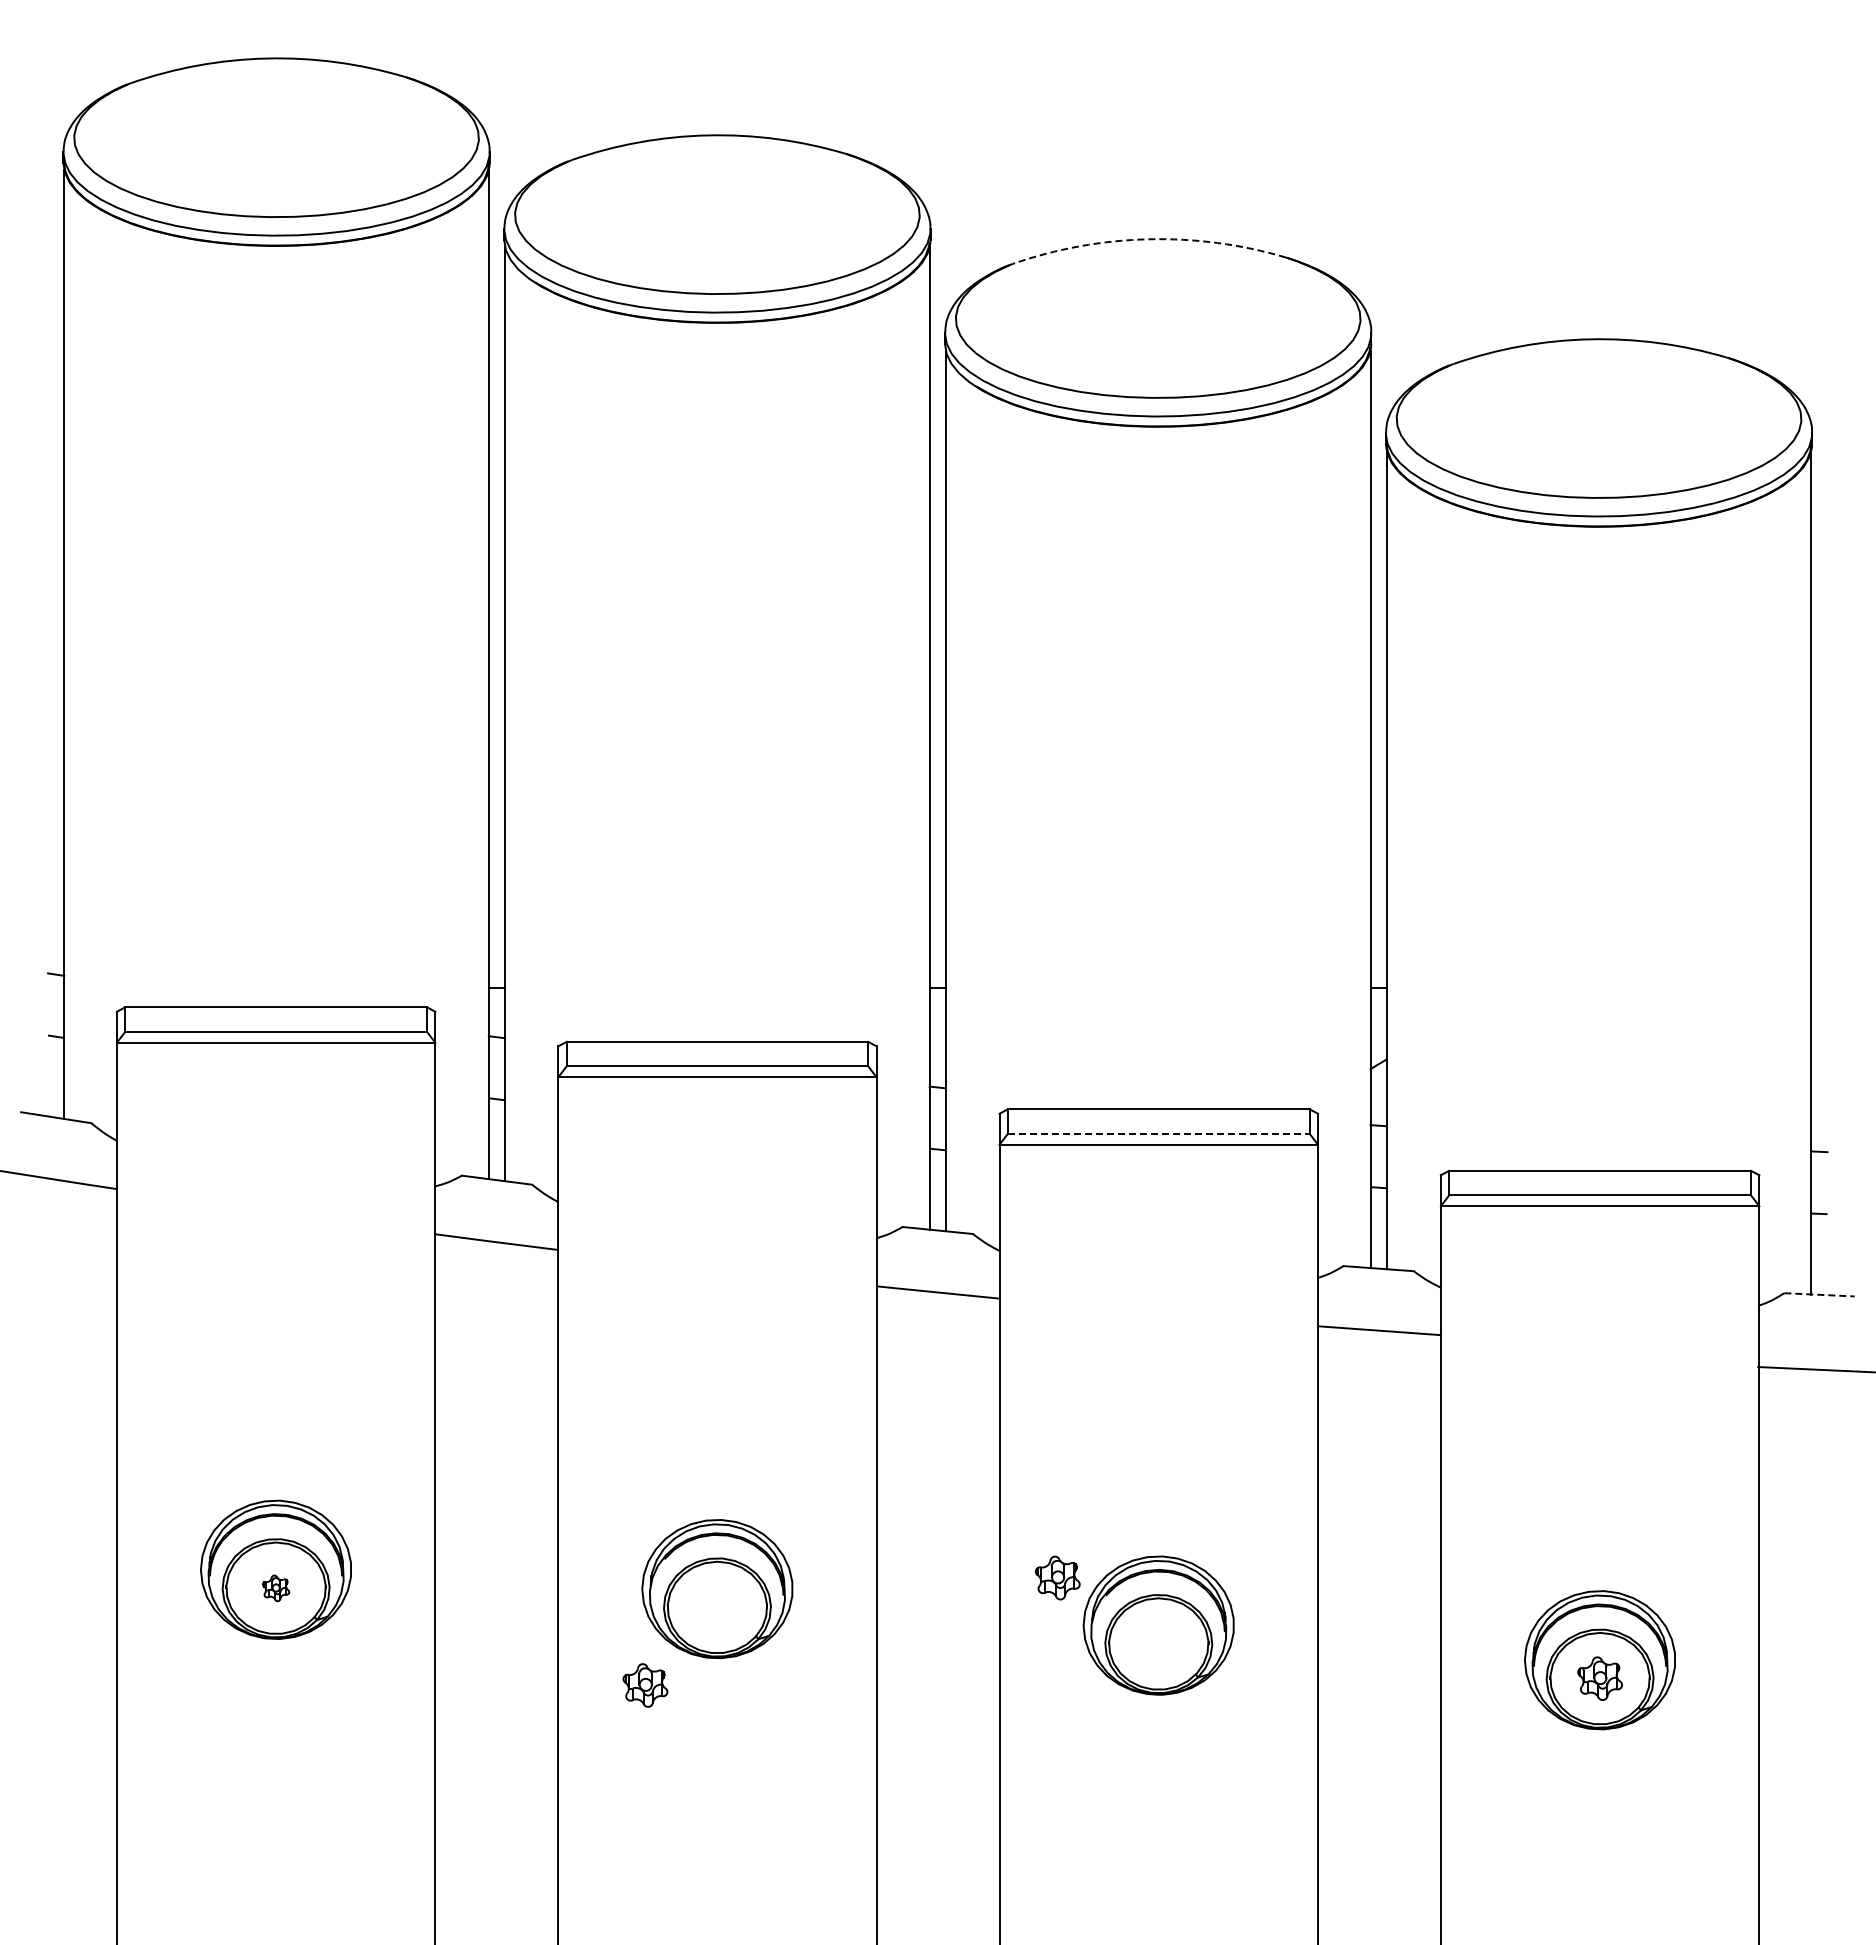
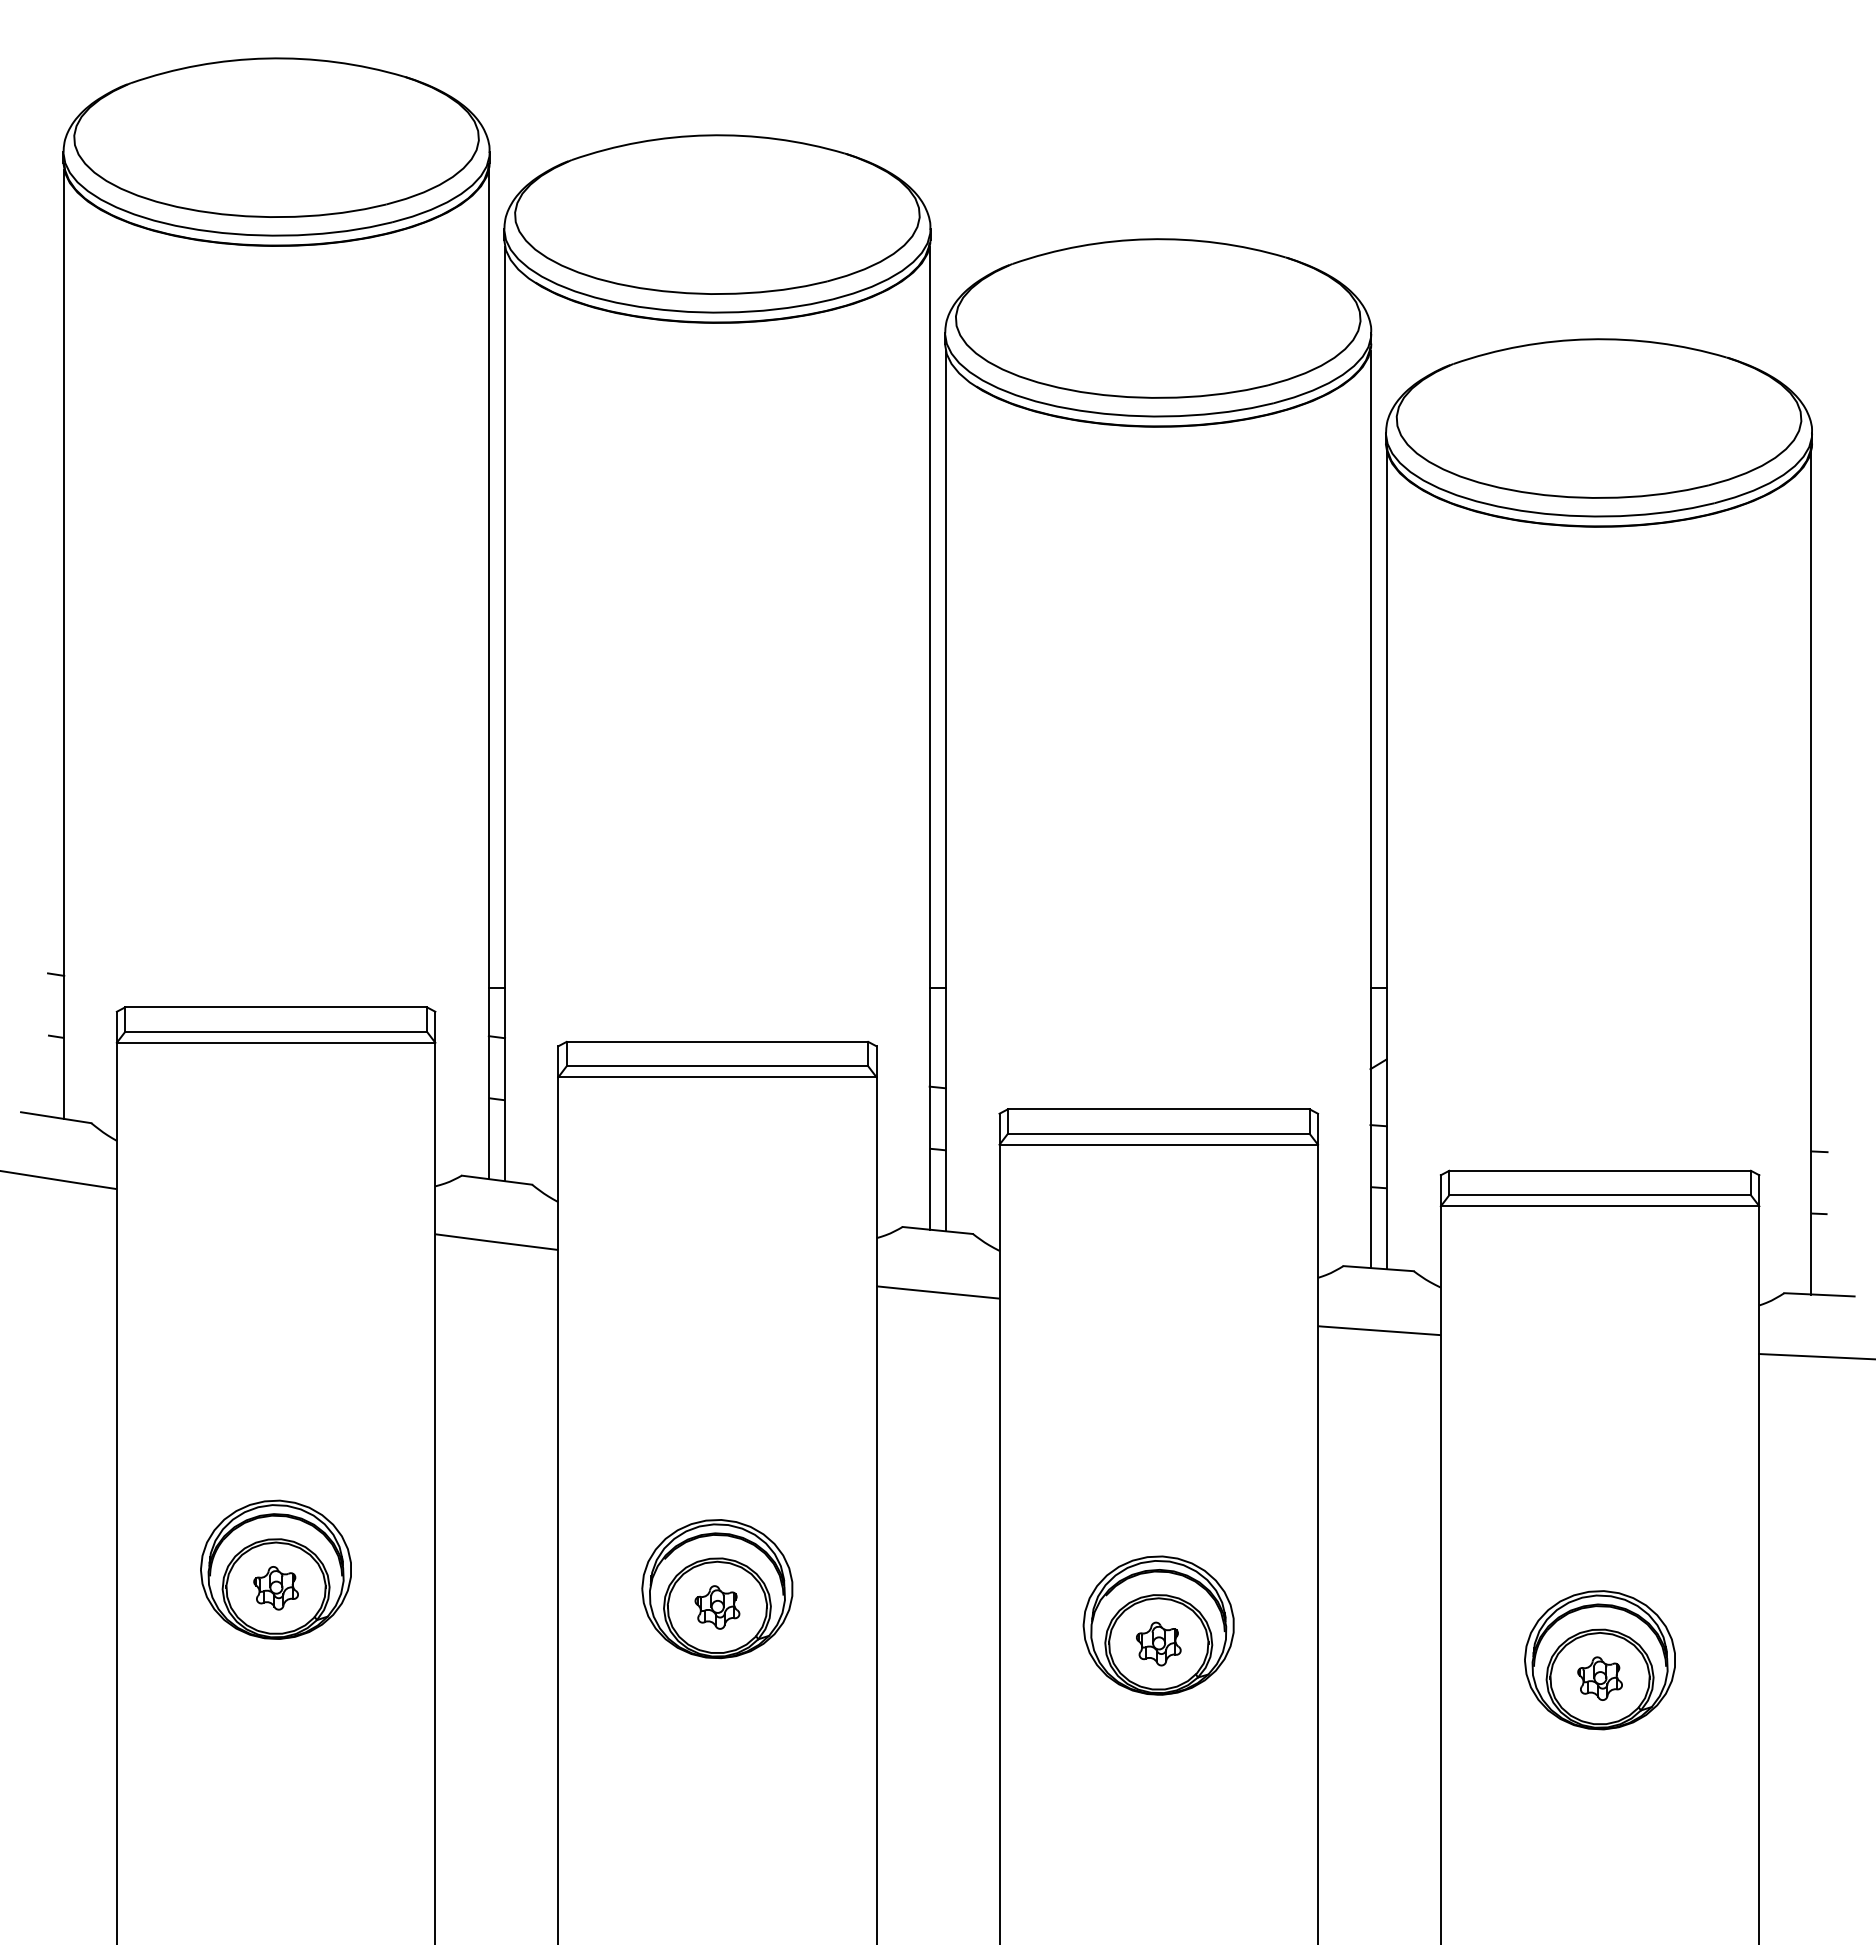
arc: dashed -> solid (1148, 239)
line: dashed -> solid (1158, 1133)
line: dashed -> solid (1819, 1294)
line position: (1815, 1369) -> (1815, 1356) (1815, 1356)
part position: (1057, 1577) -> (1158, 1643) (1158, 1643)
part size: 29x29 px -> 46x45 px (275, 1588)
part position: (645, 1685) -> (717, 1607) (717, 1607)
